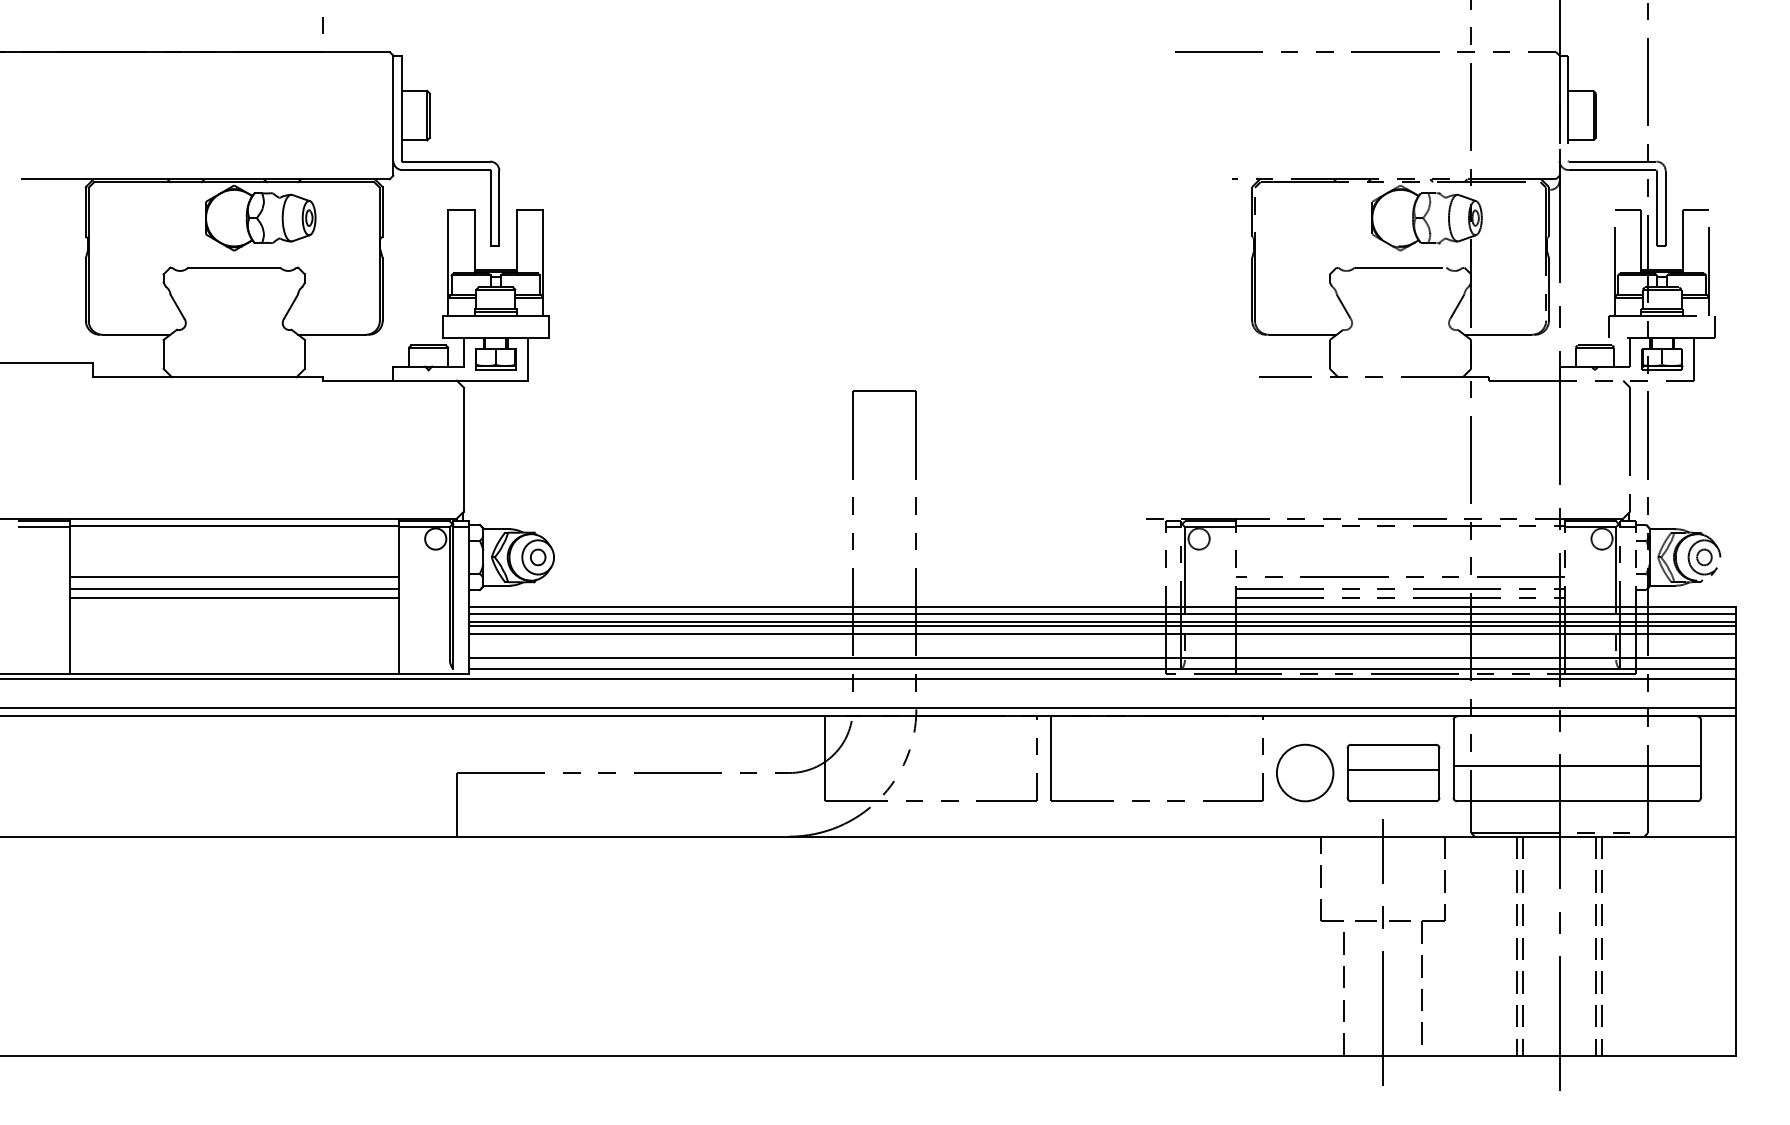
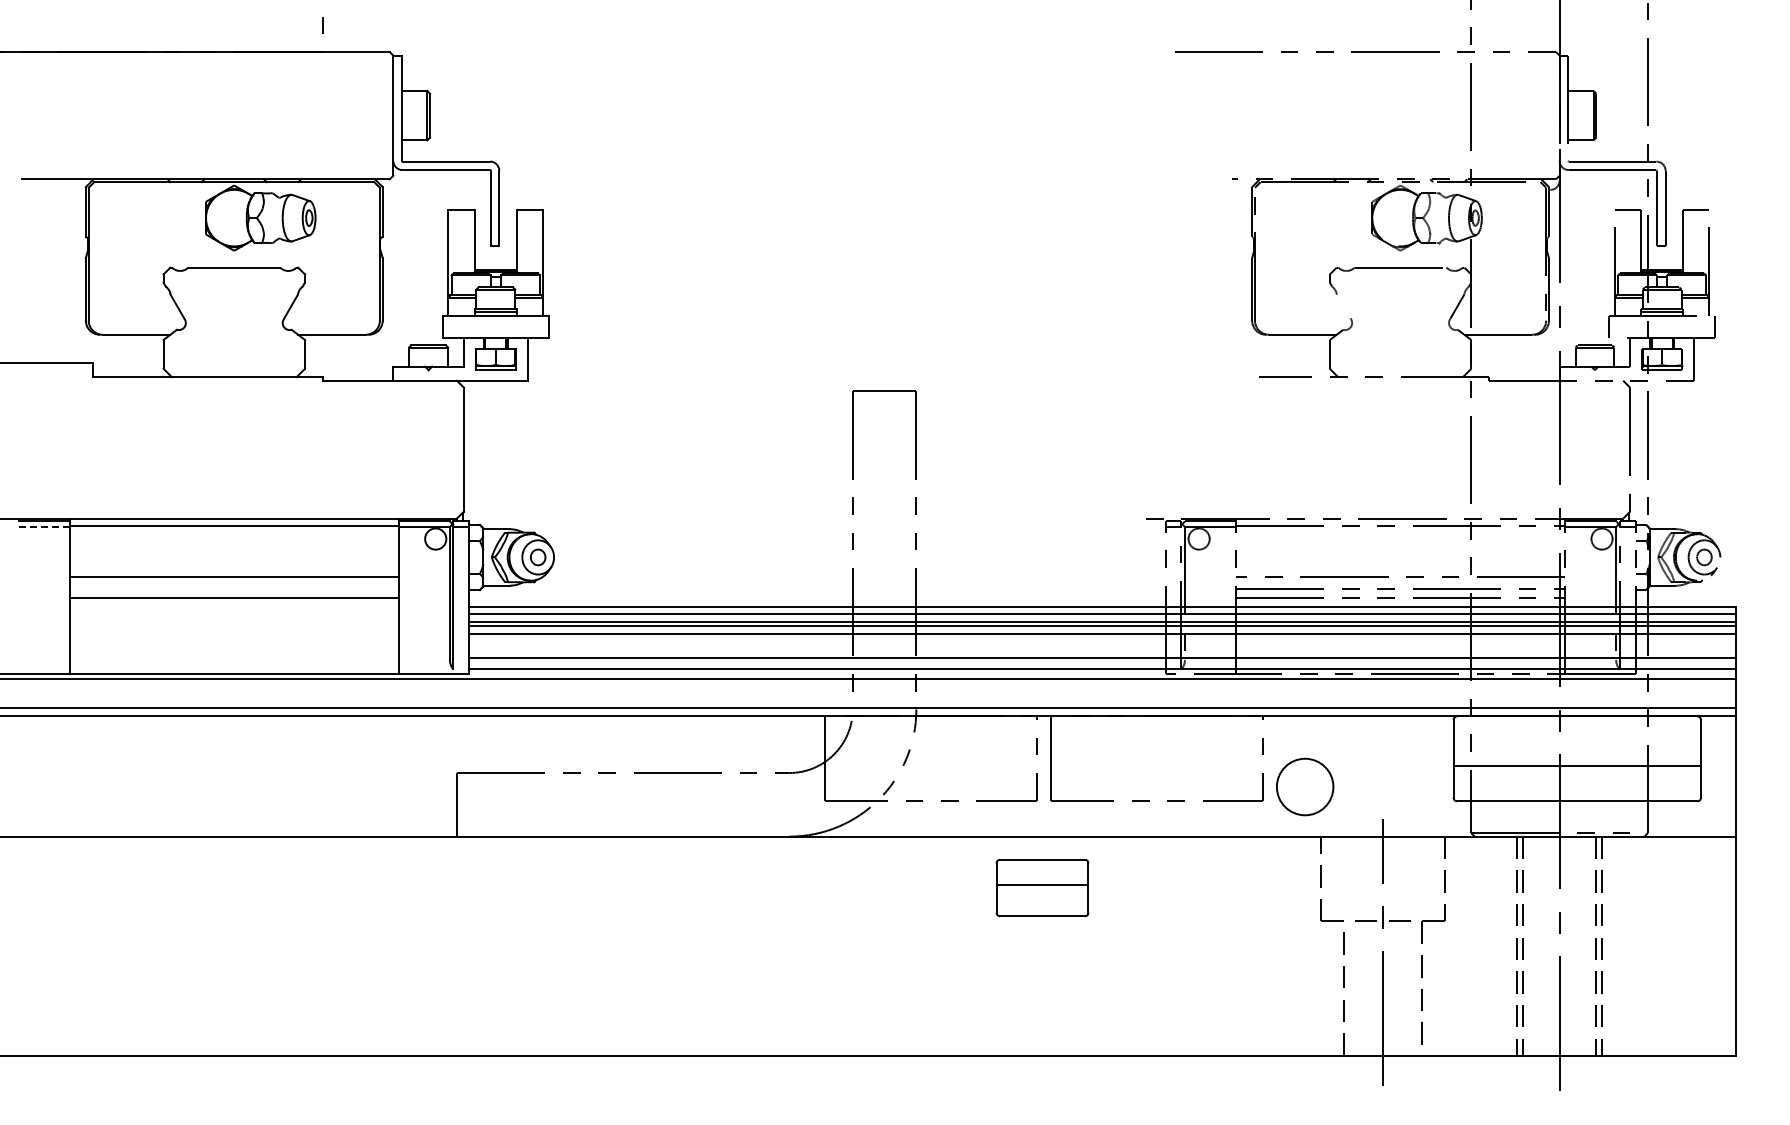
line: present -> none (1343, 306)
line: solid -> dashed (43, 527)
line: present -> none (233, 589)
circle position: (1305, 772) -> (1305, 786) (1305, 786)
part position: (1393, 772) -> (1042, 887) (1042, 887)
